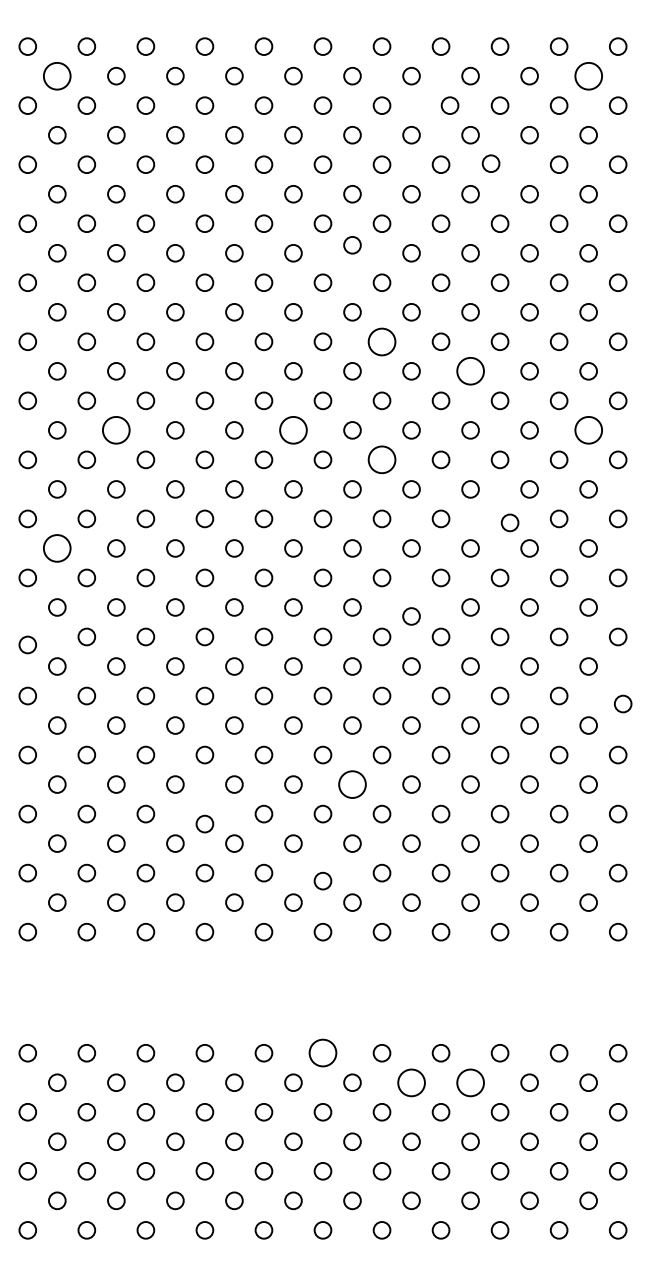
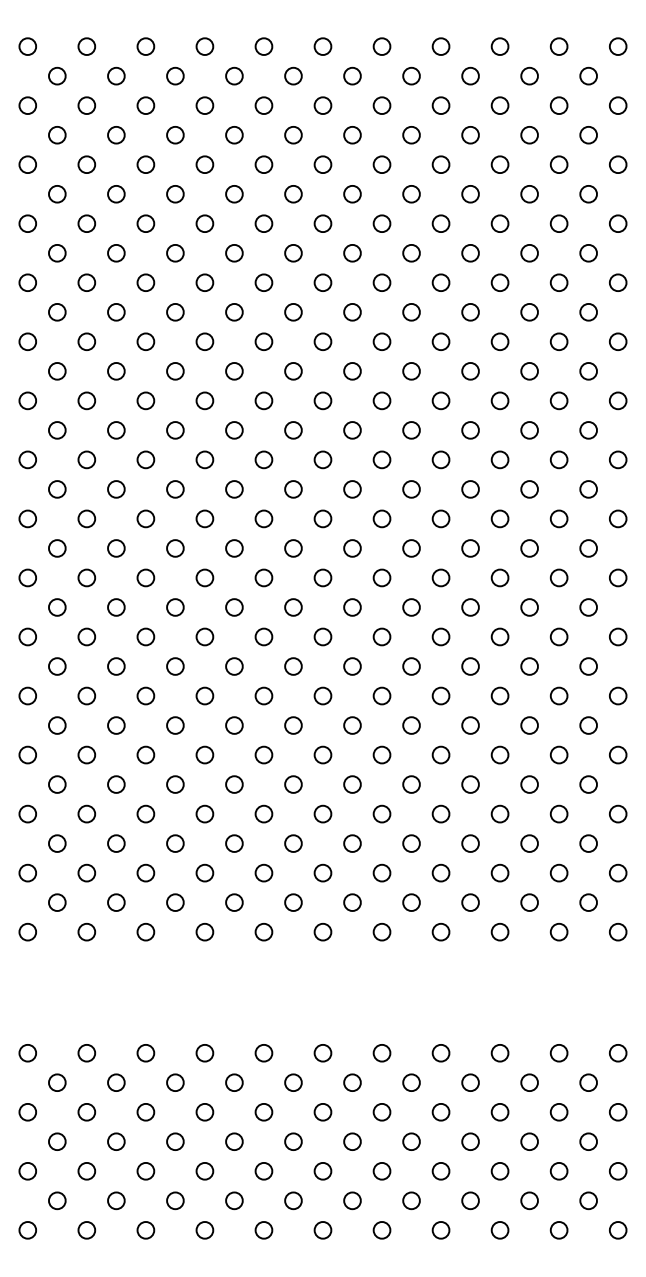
circle size: 29x29 px -> 19x20 px (57, 75)
circle size: 29x29 px -> 19x20 px (588, 75)
circle position: (449, 105) -> (440, 105) (440, 105)
circle position: (490, 163) -> (499, 164) (499, 164)
circle position: (352, 245) -> (352, 253) (352, 253)
circle size: 30x30 px -> 20x19 px (381, 341)
circle size: 29x29 px -> 19x19 px (470, 371)
circle size: 29x29 px -> 19x19 px (116, 430)
circle size: 29x29 px -> 19x19 px (293, 430)
circle size: 29x29 px -> 19x19 px (588, 430)
circle size: 30x30 px -> 20x20 px (381, 459)
circle position: (509, 522) -> (499, 518) (499, 518)
circle size: 29x29 px -> 19x19 px (57, 548)
circle position: (411, 616) -> (411, 607) (411, 607)
circle position: (27, 644) -> (27, 636) (27, 636)
circle position: (623, 703) -> (618, 695) (618, 695)
circle size: 29x29 px -> 19x19 px (352, 784)
circle position: (204, 823) -> (204, 813) (204, 813)
circle position: (322, 880) -> (322, 872) (322, 872)
circle size: 30x30 px -> 20x19 px (322, 1053)
circle size: 29x30 px -> 19x19 px (411, 1082)
circle size: 29x30 px -> 19x19 px (470, 1082)
